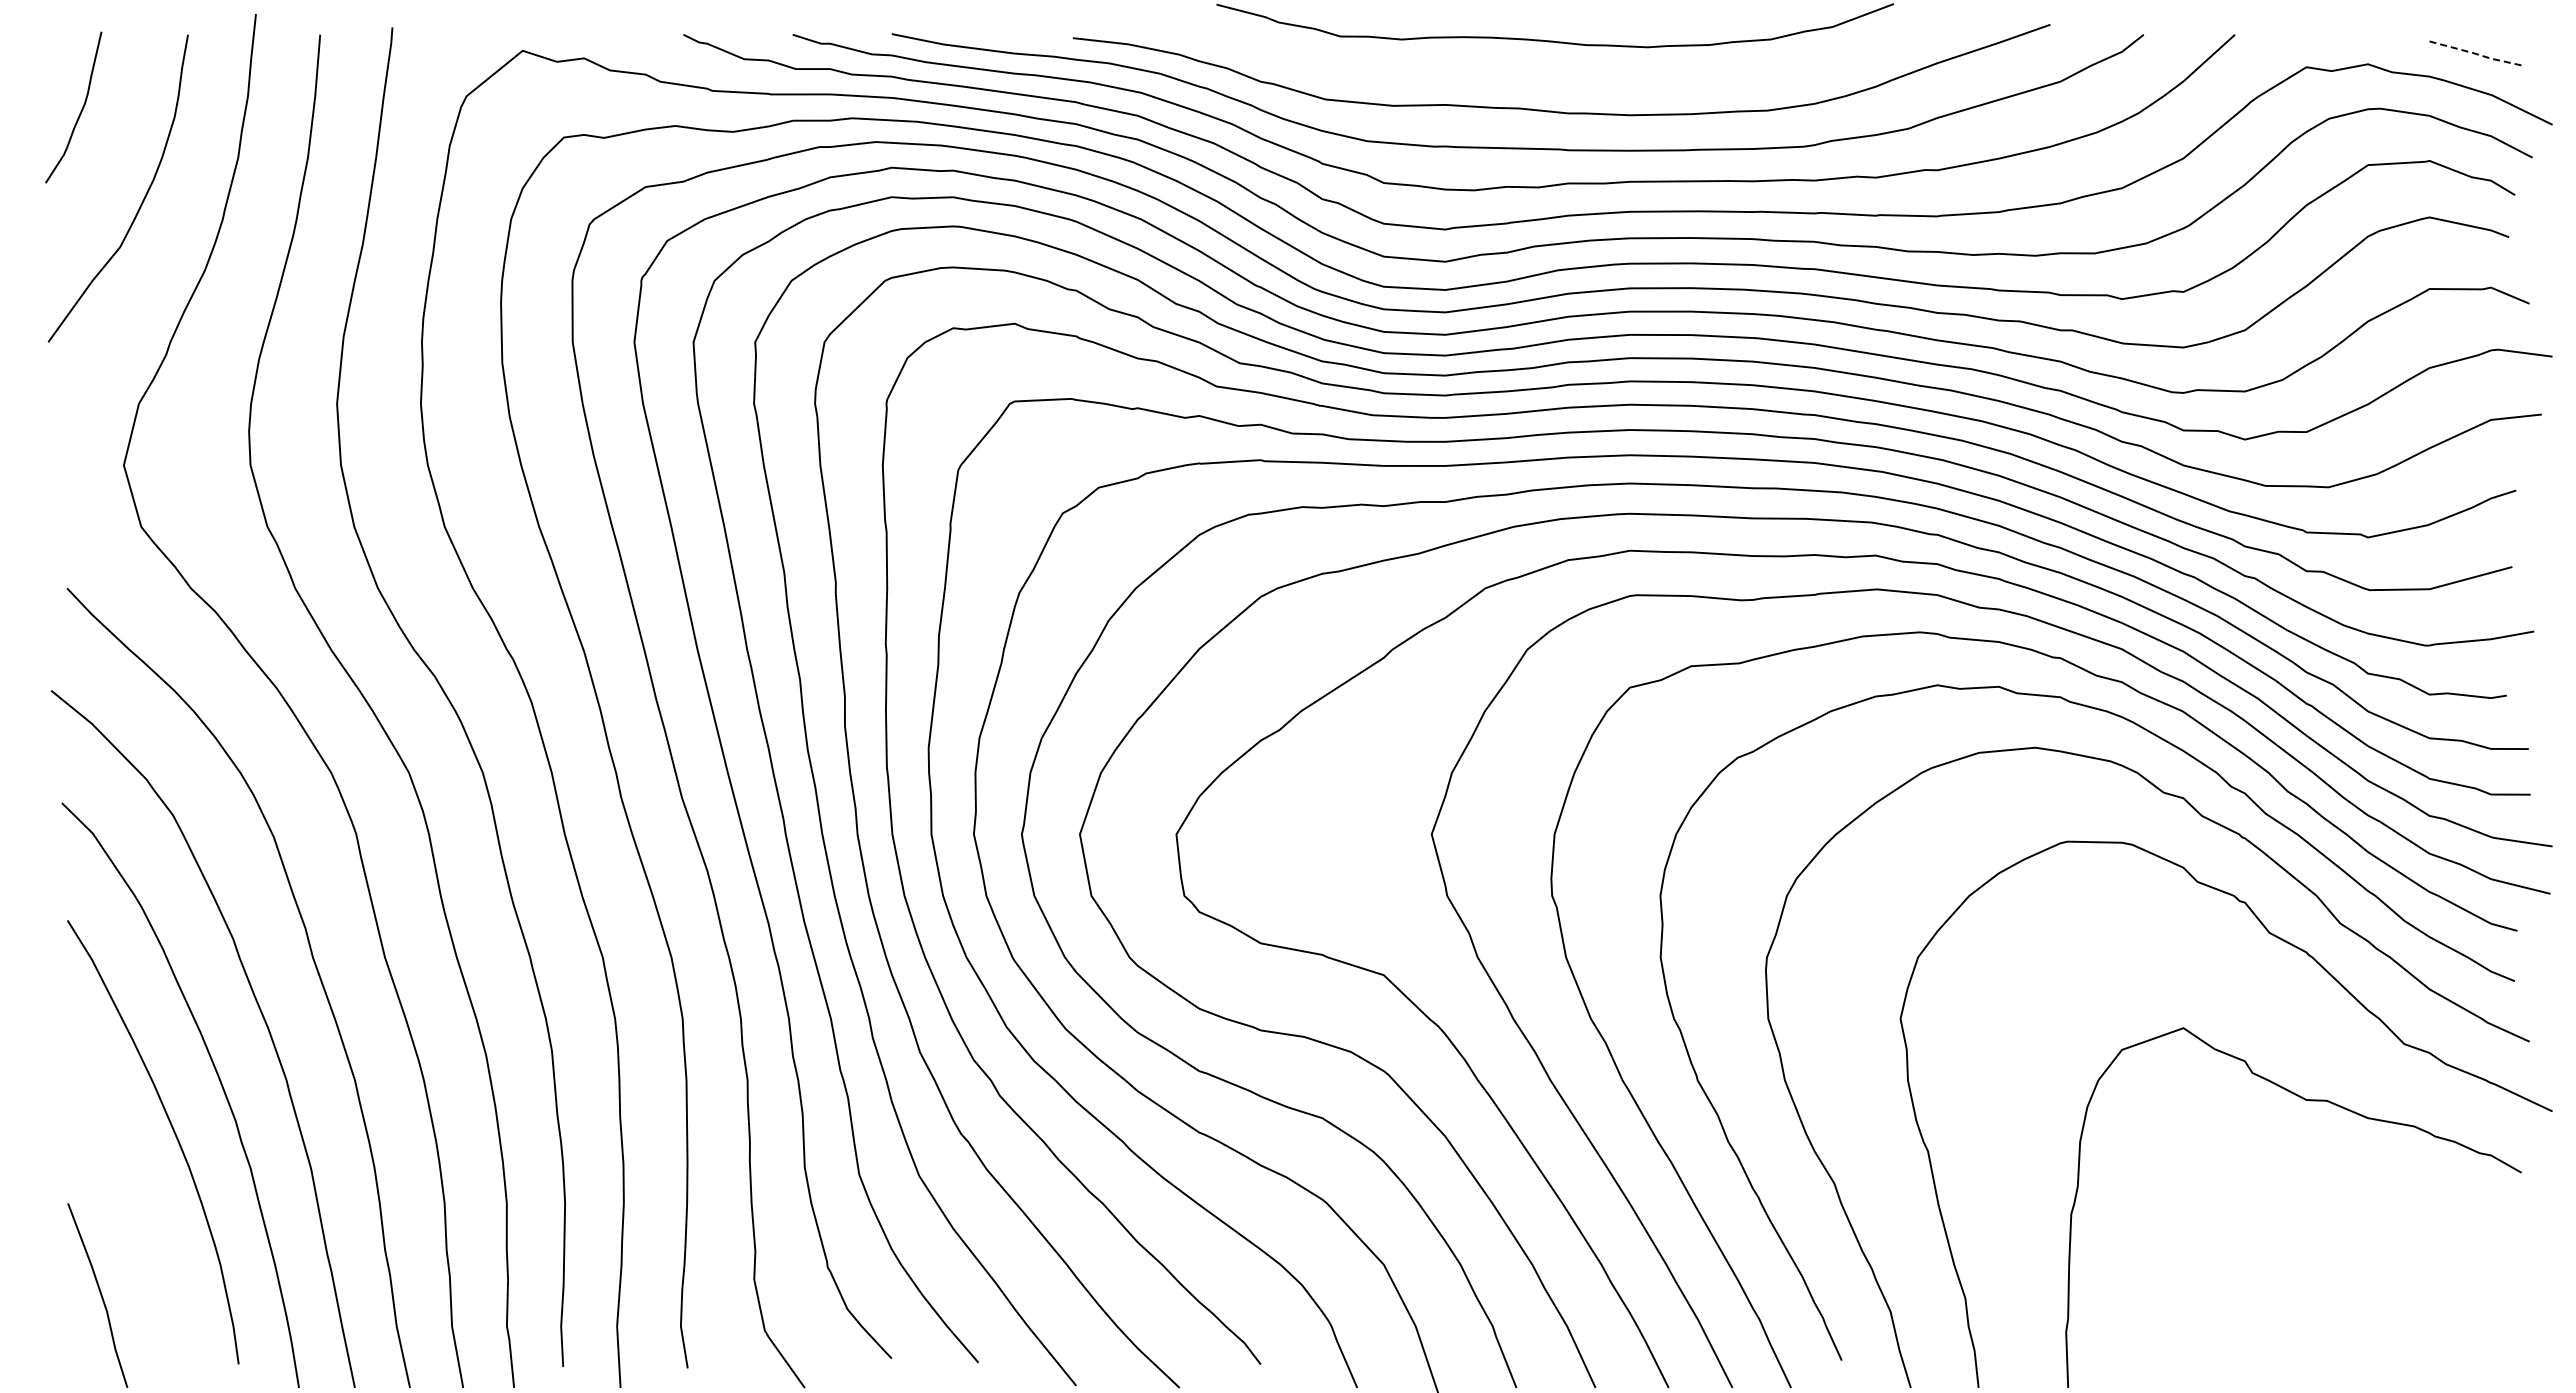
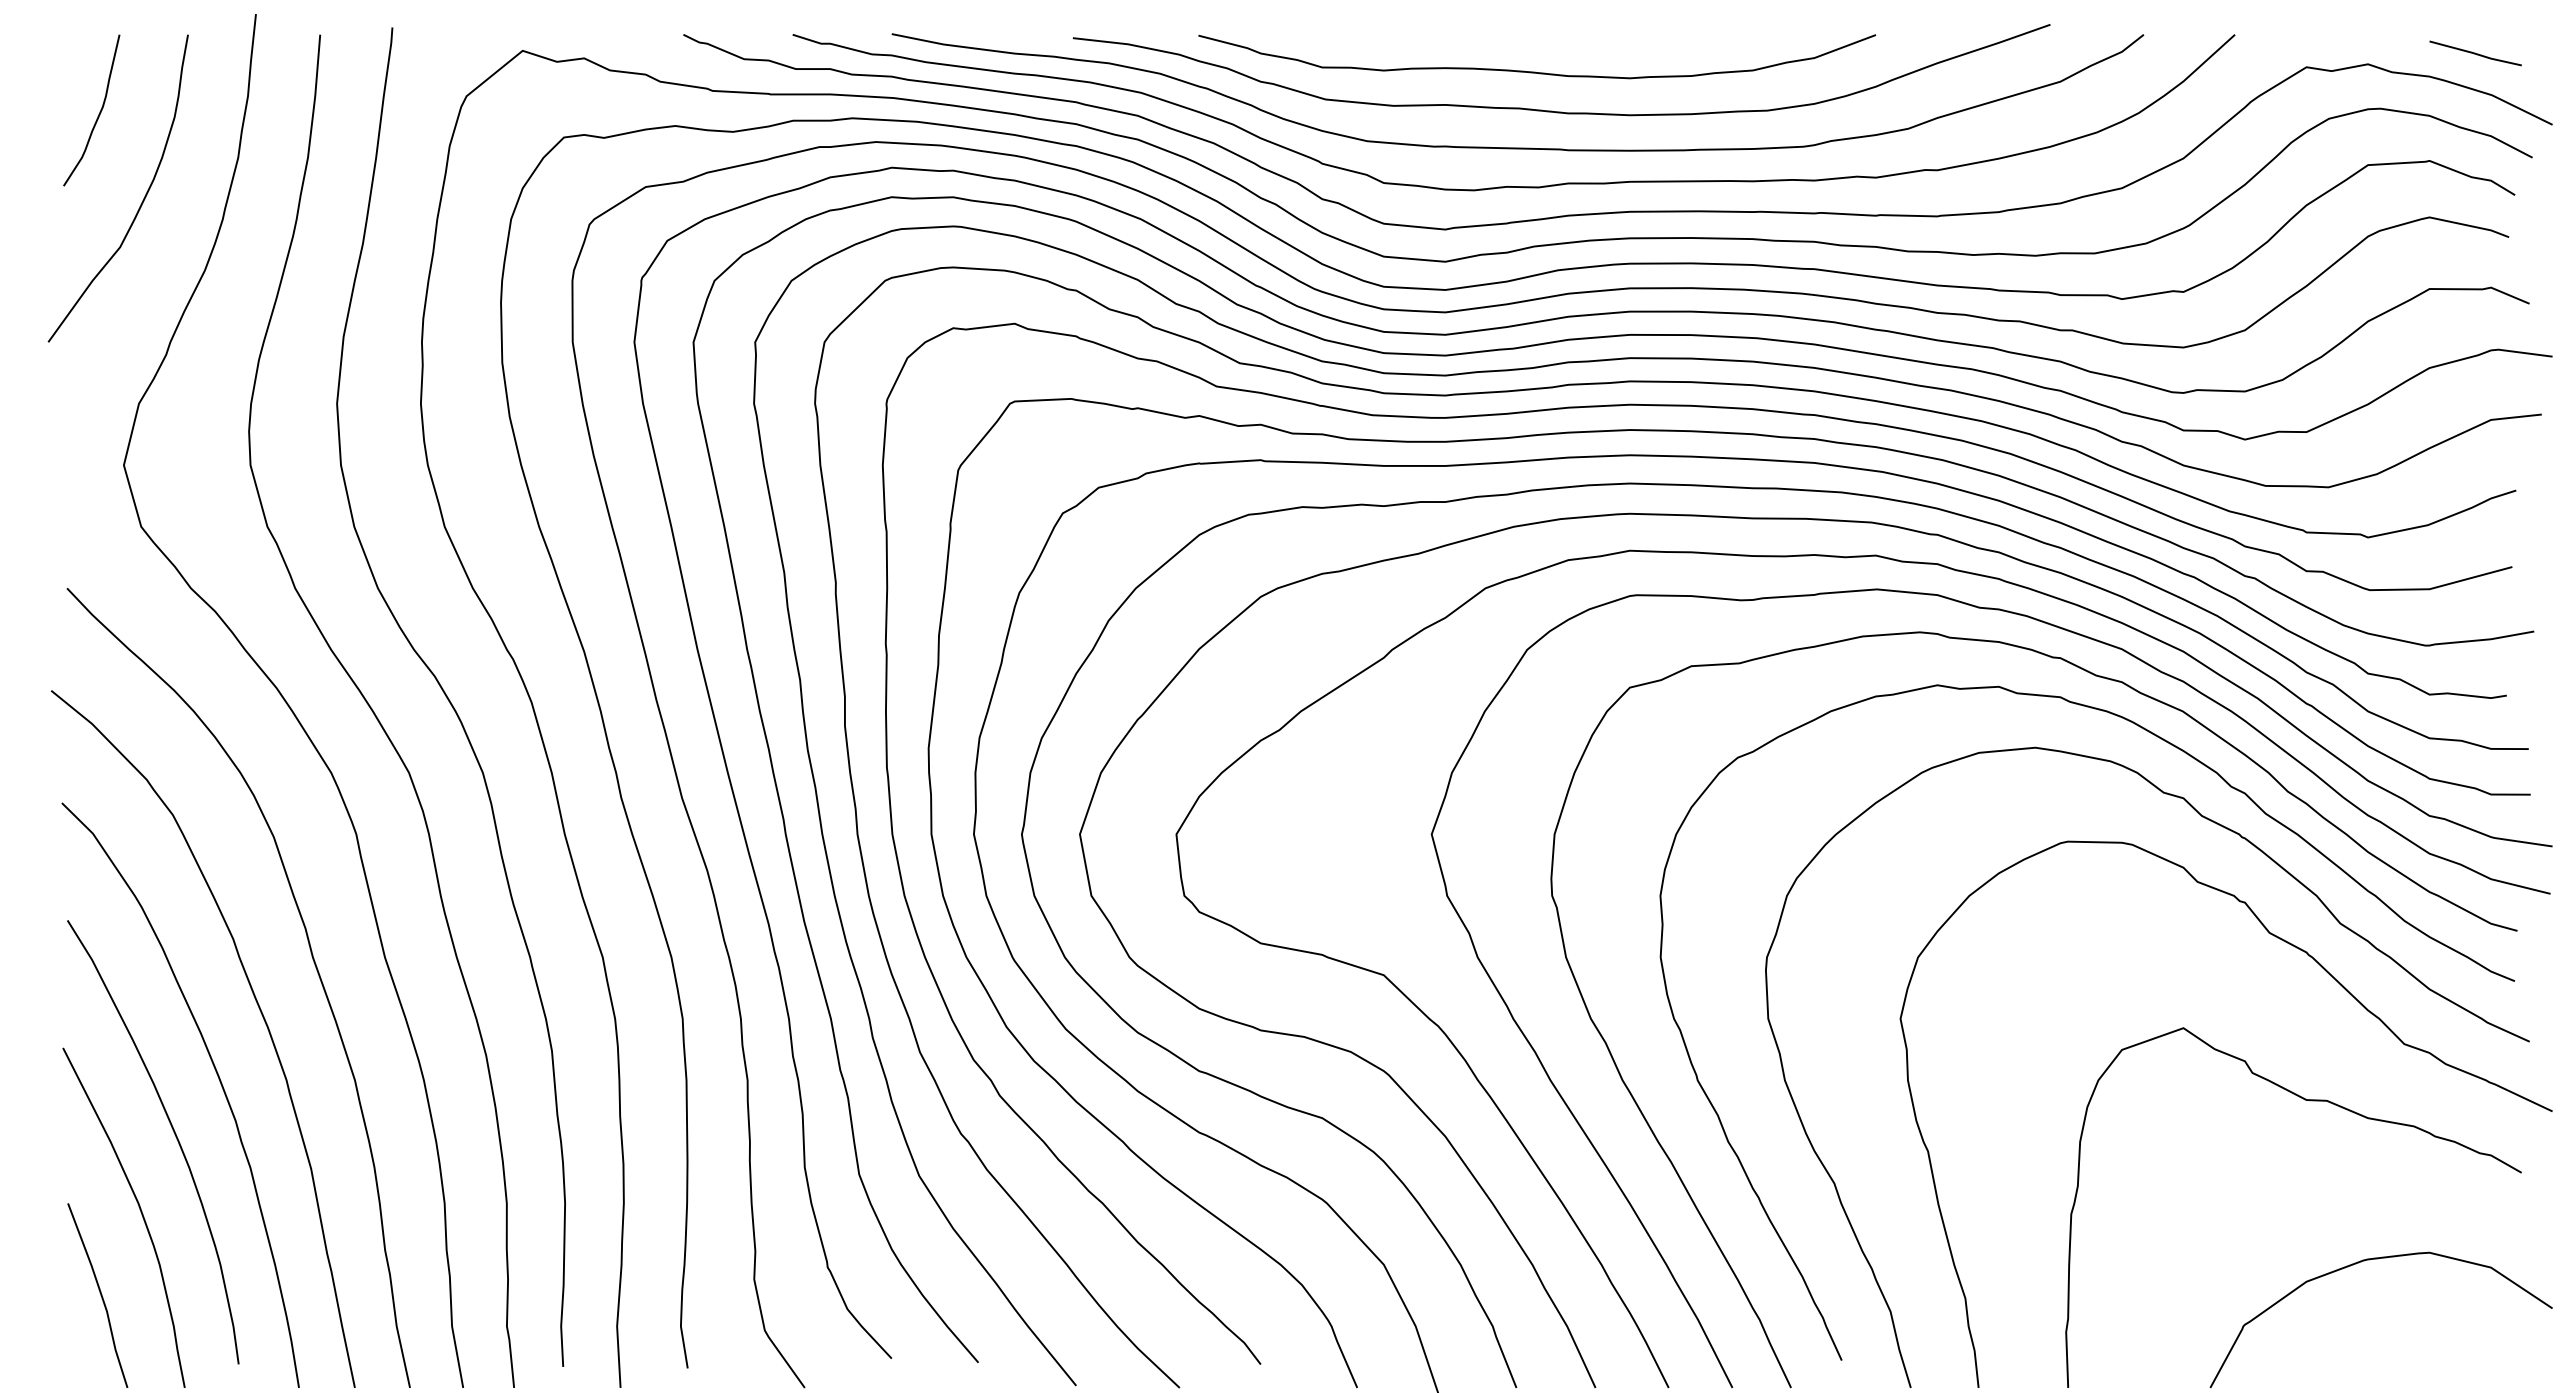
curve position: (1553, 40) -> (1535, 71) (1535, 71)
line: dashed -> solid (2476, 54)
curve position: (81, 108) -> (99, 111) (99, 111)
curve: none -> present (140, 1212)
curve: none -> present (2356, 1264)
